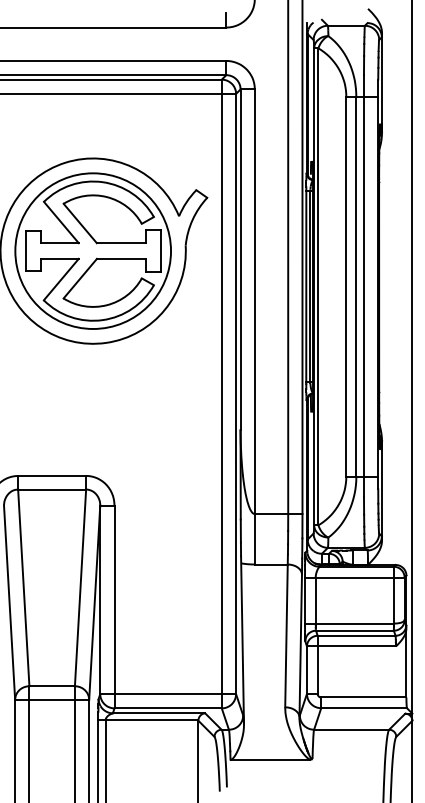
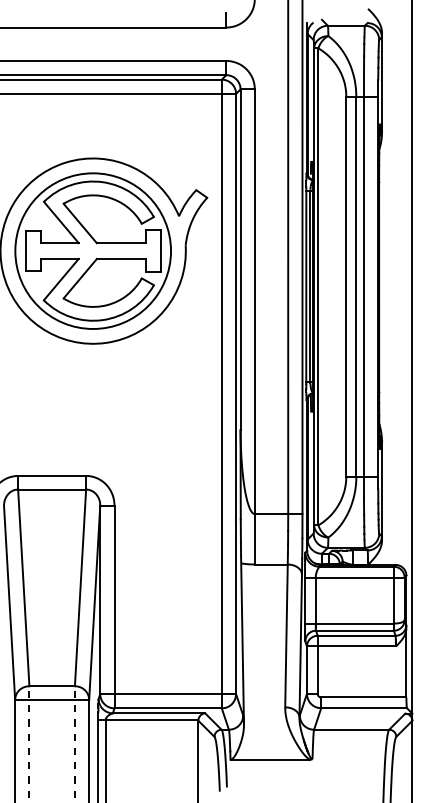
line: solid -> dashed (29, 743)
line: solid -> dashed (74, 743)
